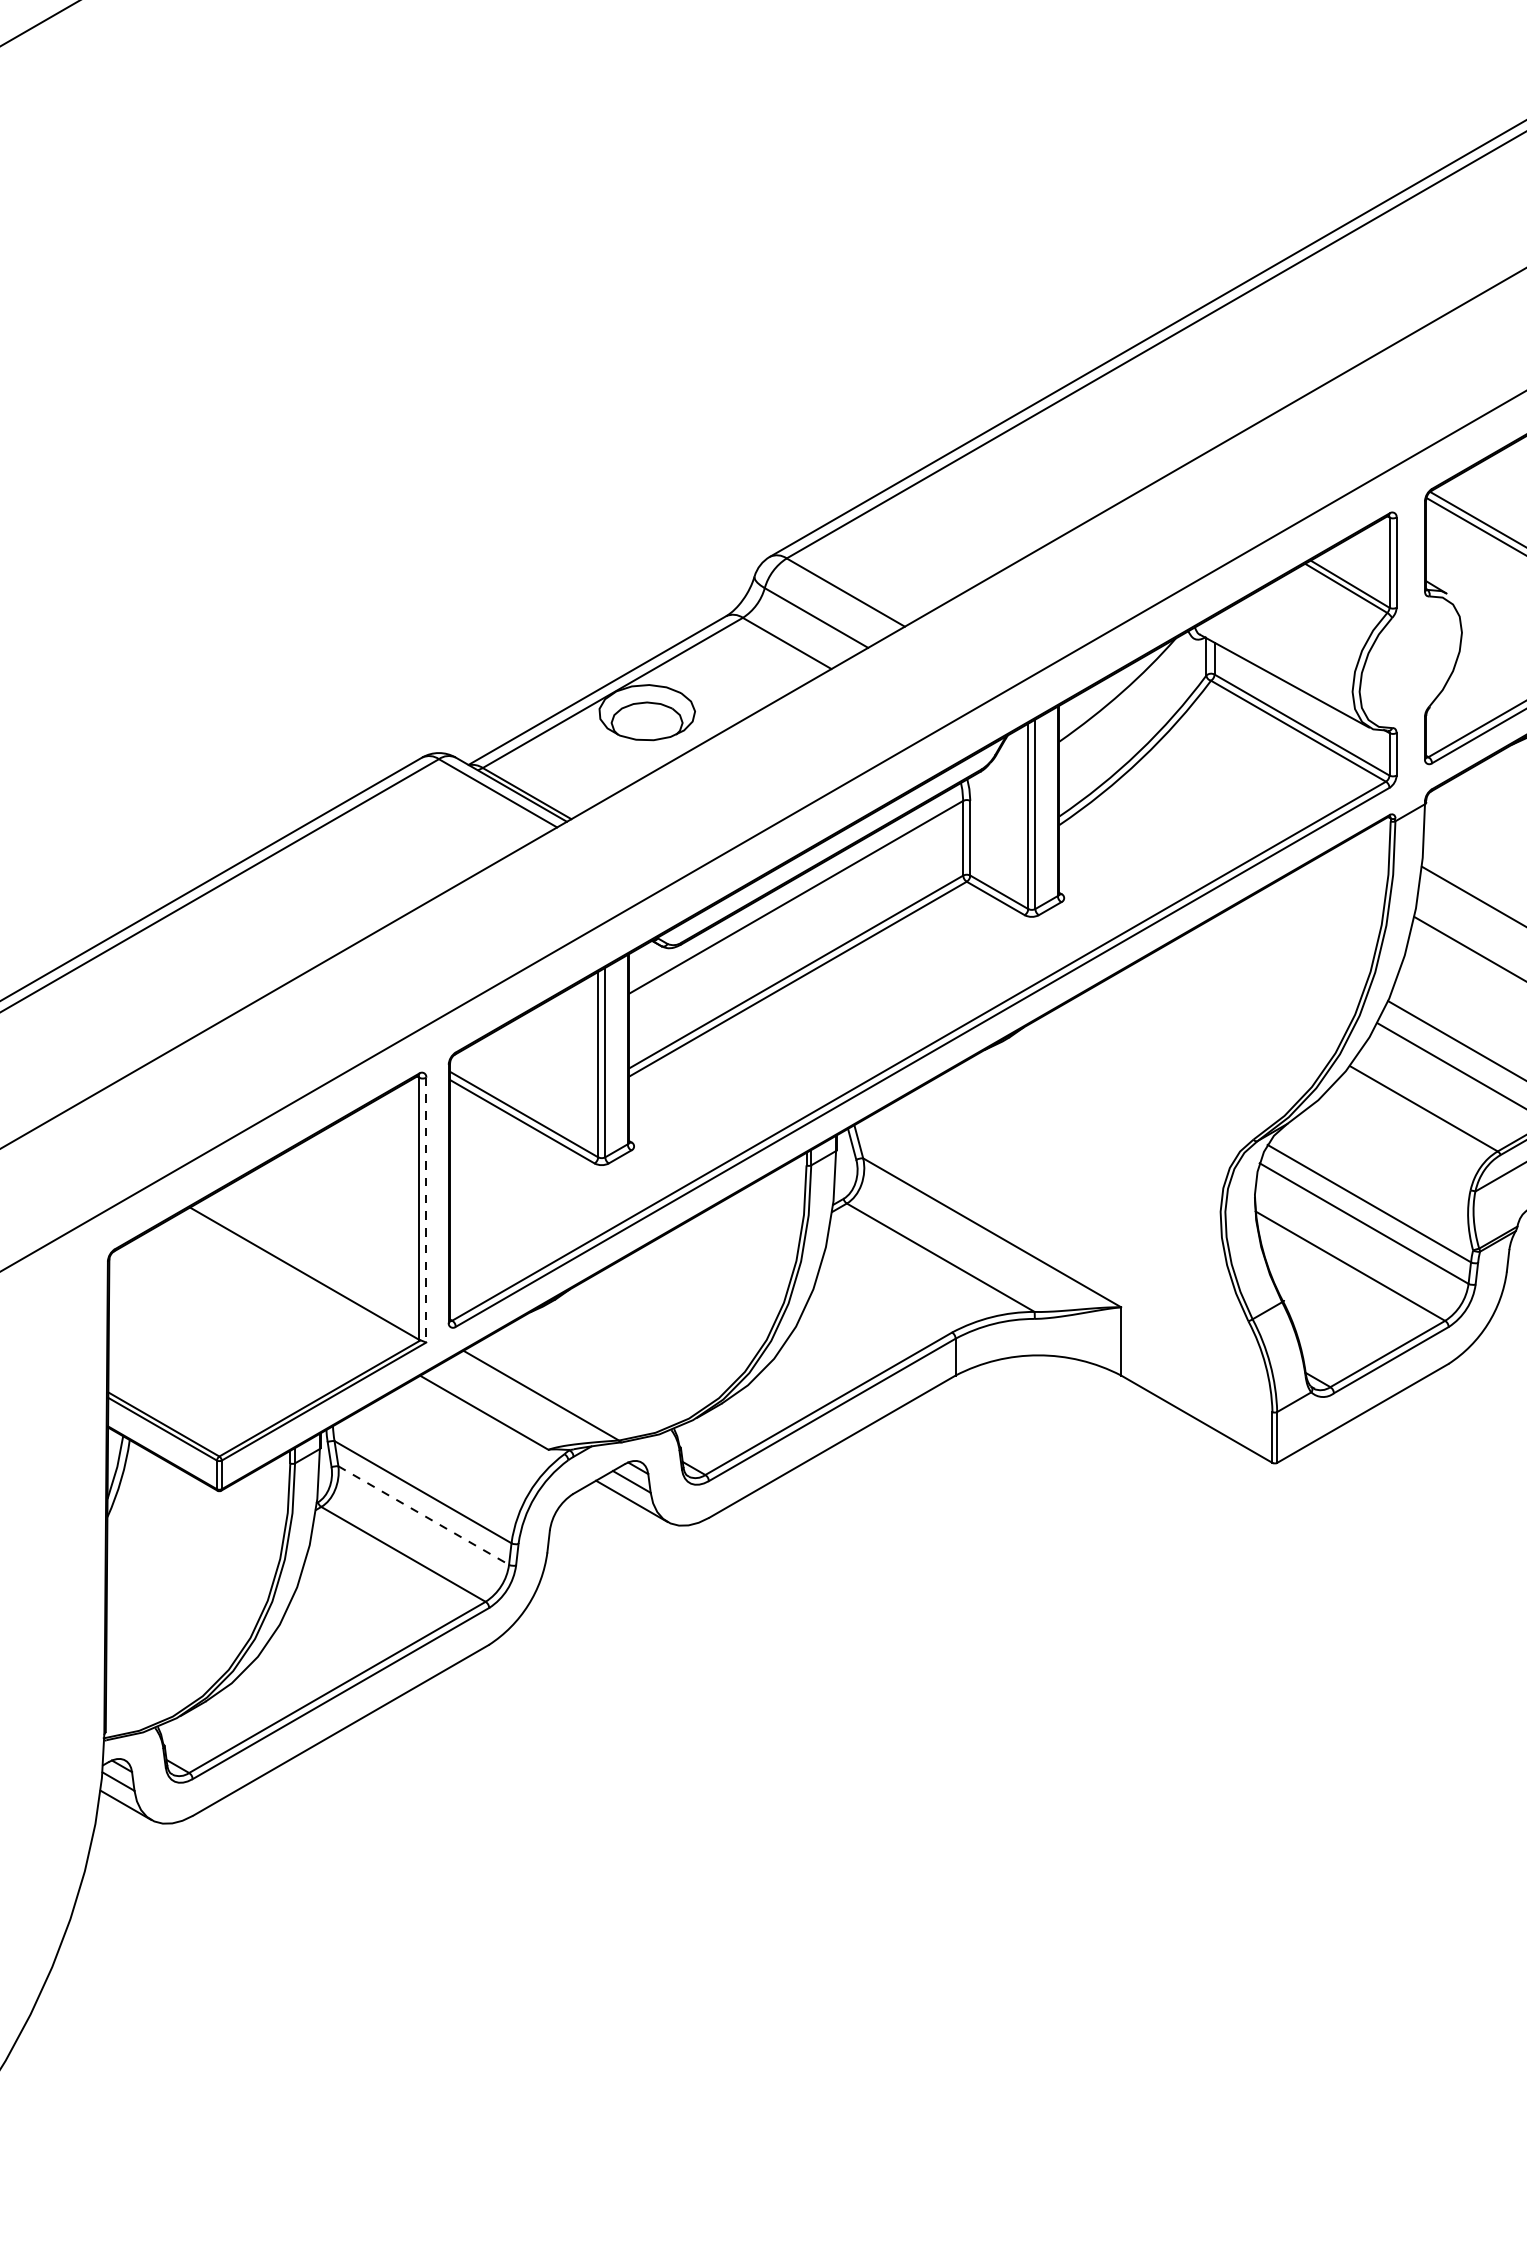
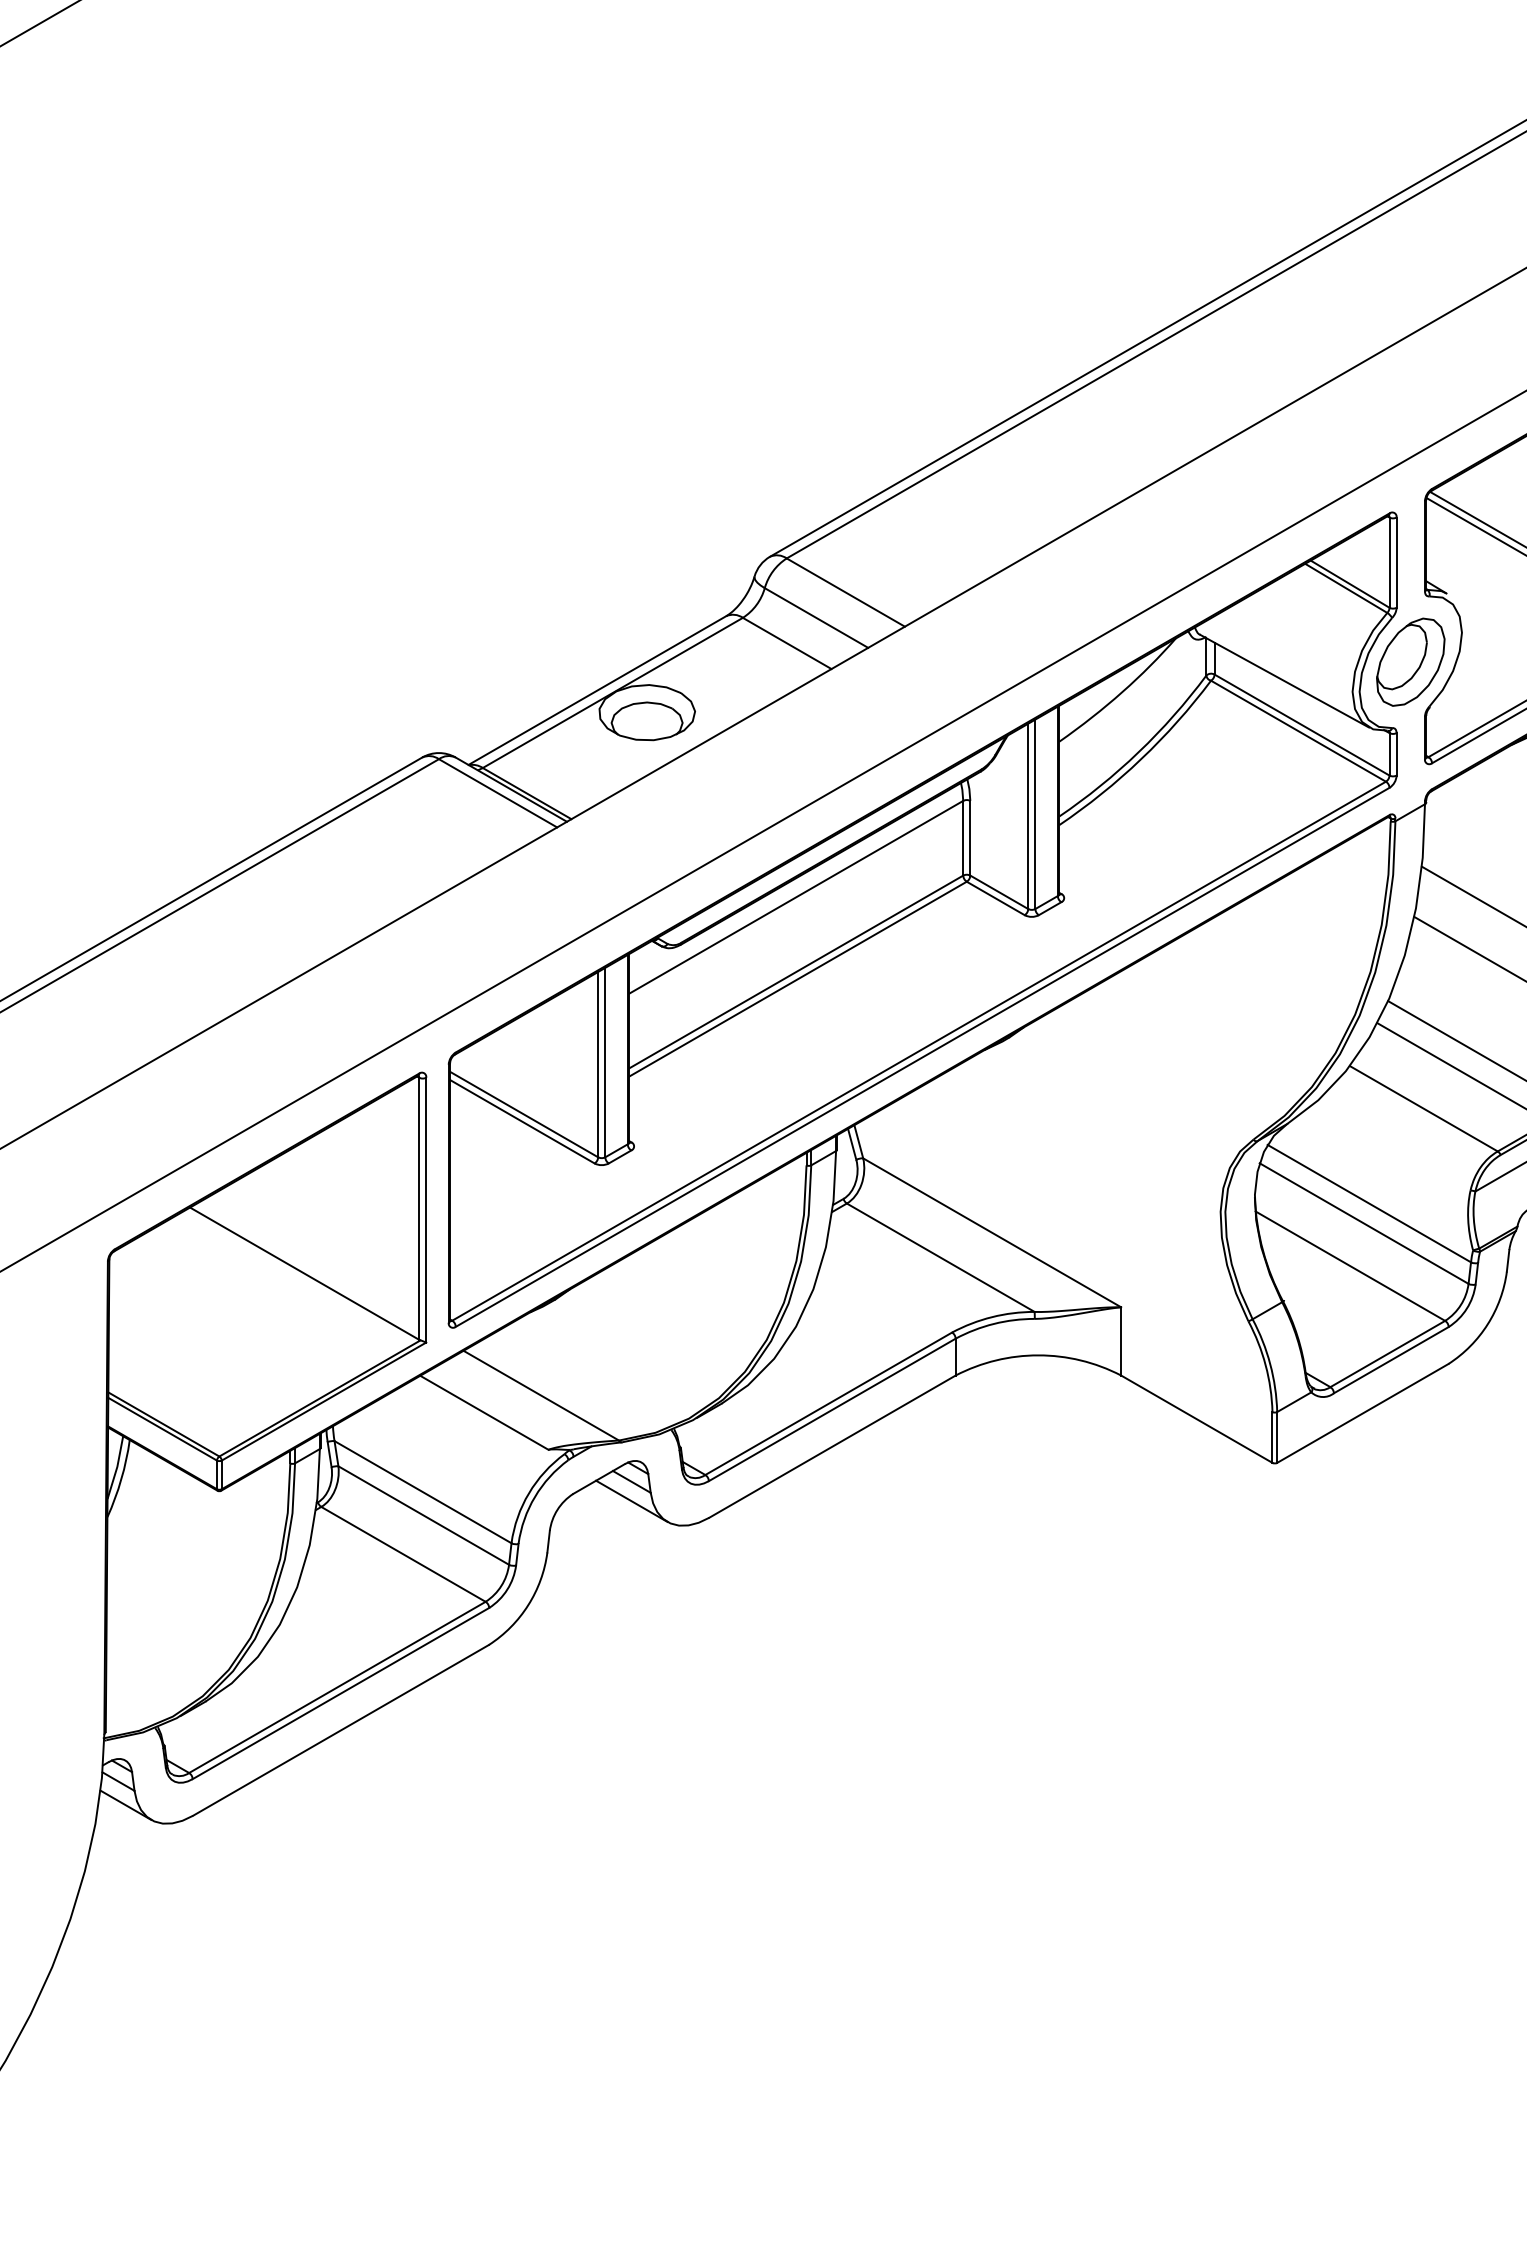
part: none -> present (1410, 661)
line: dashed -> solid (426, 1210)
line: dashed -> solid (423, 1515)
